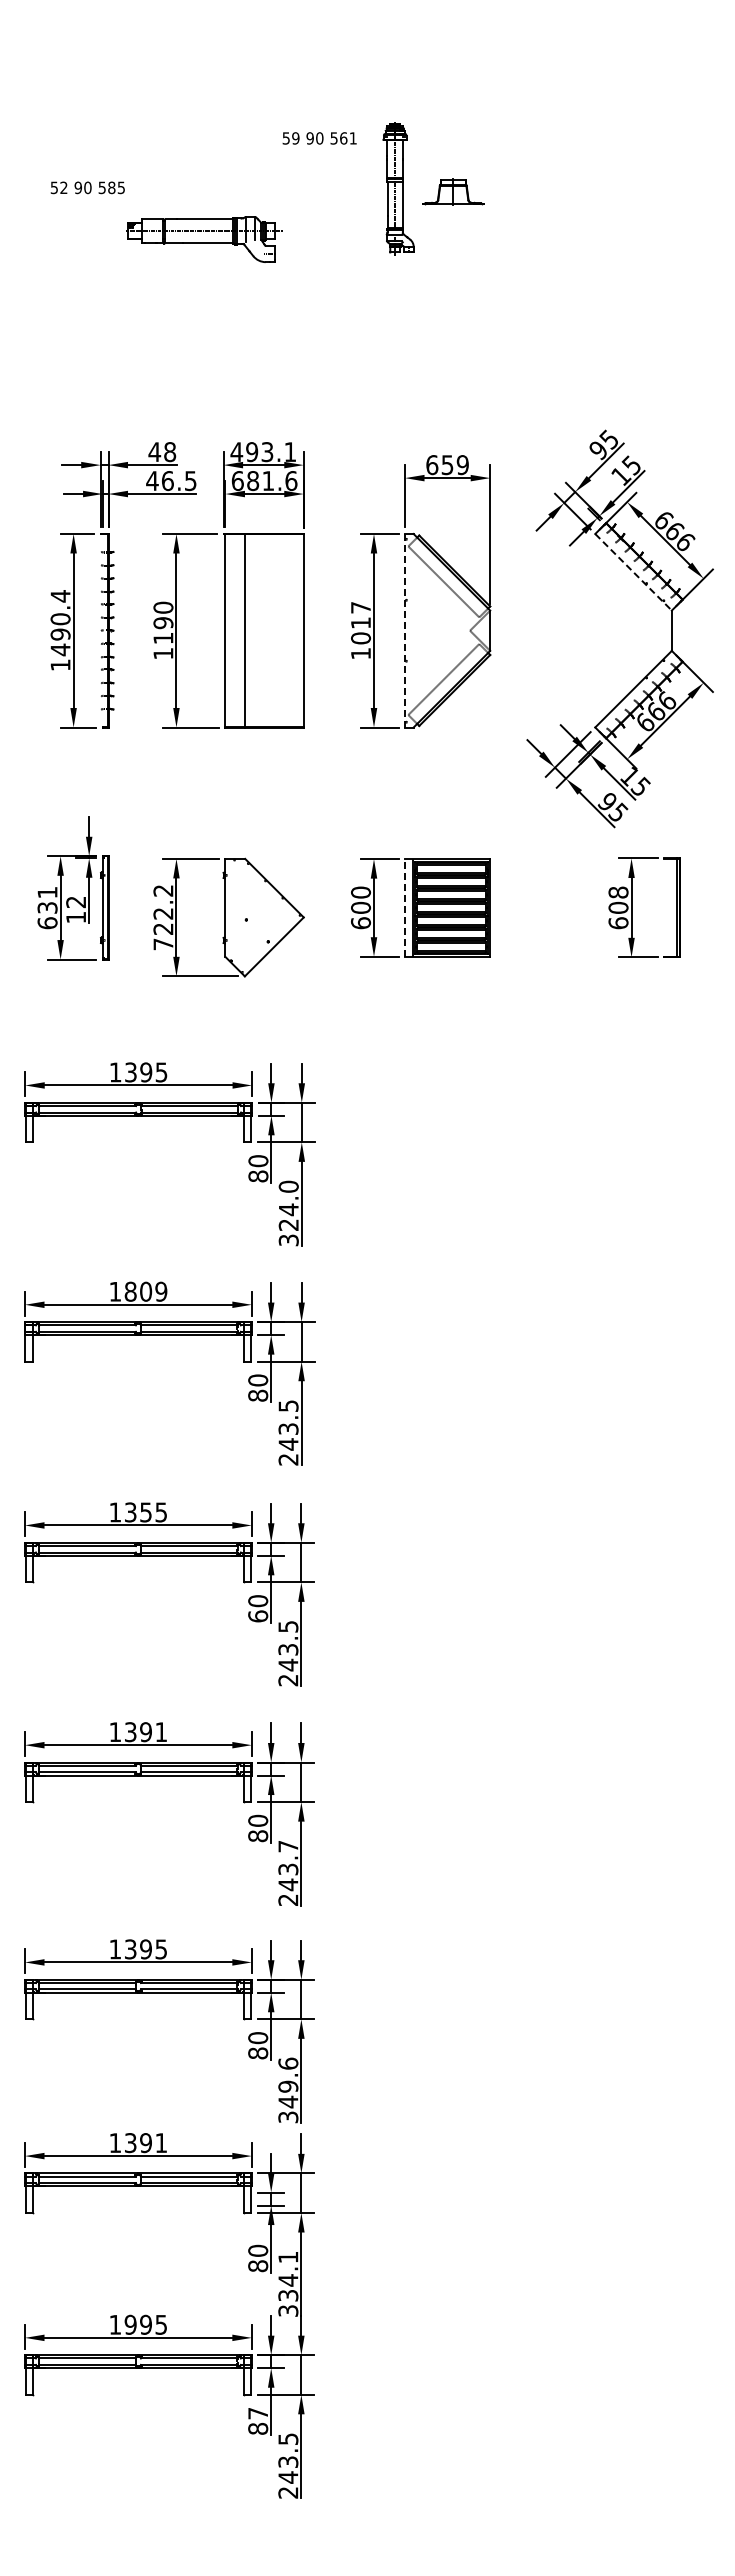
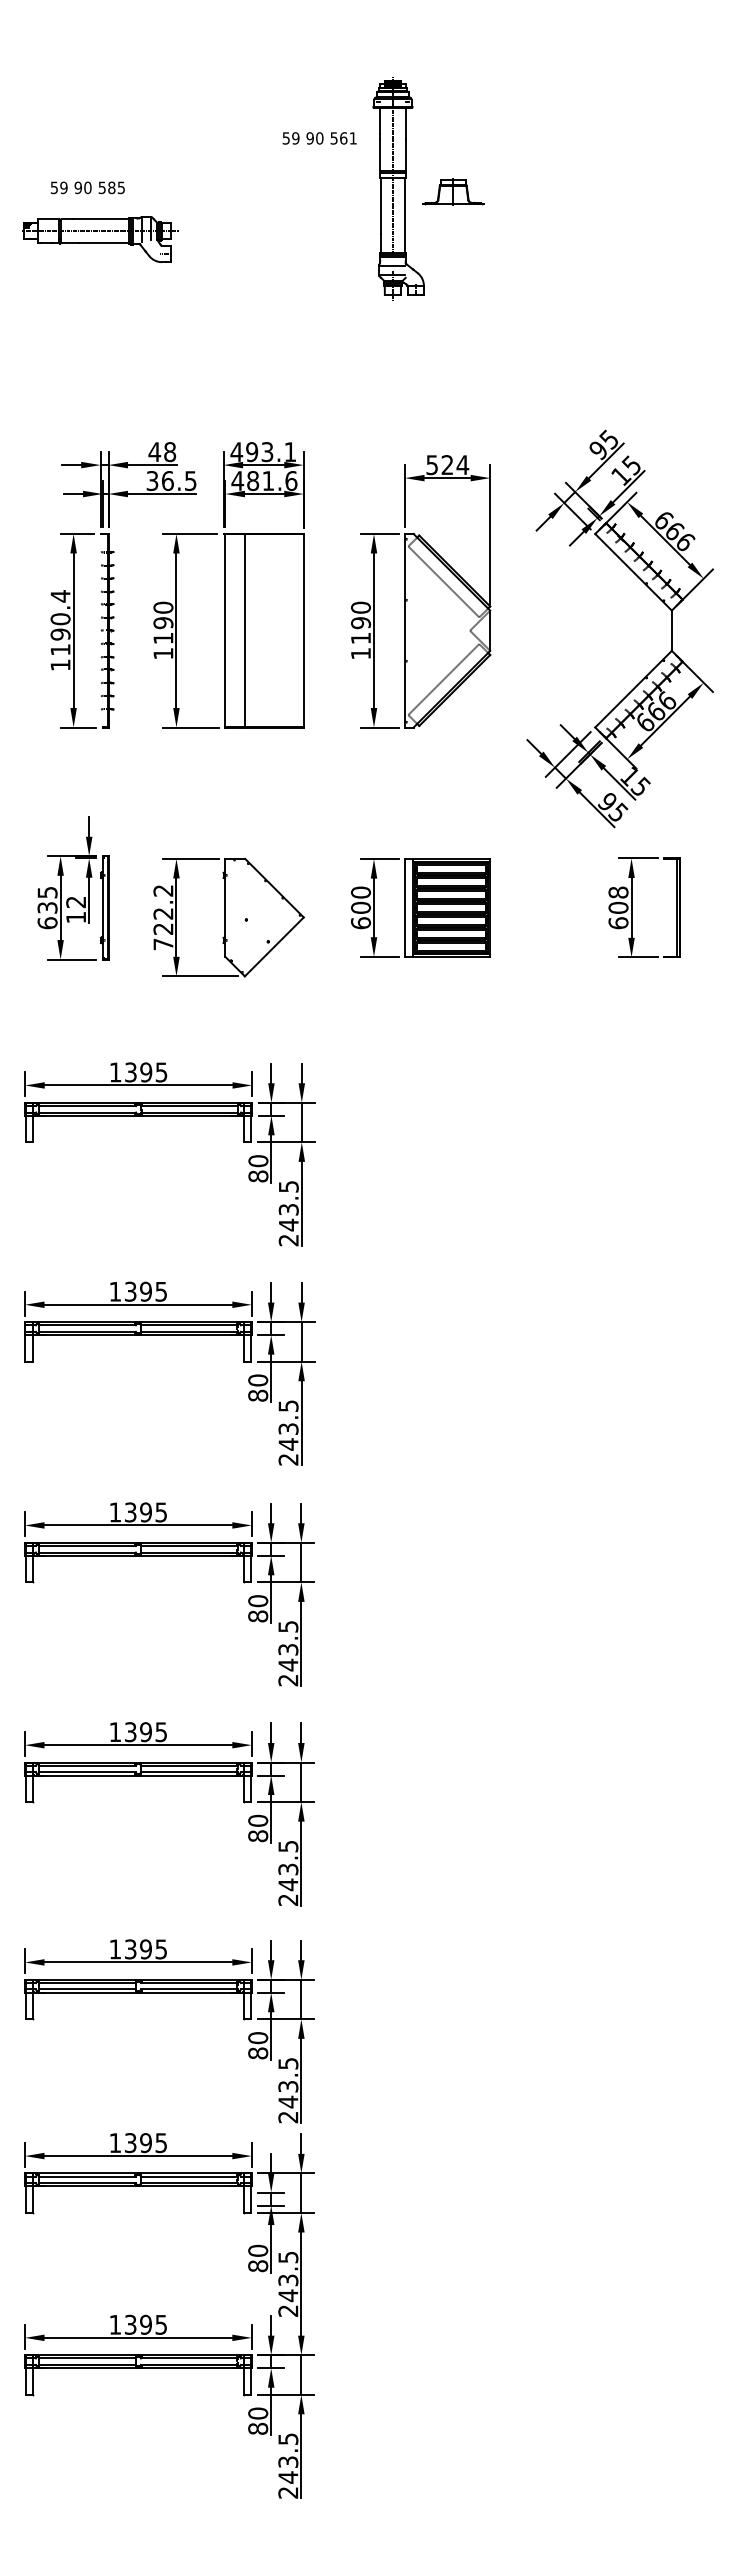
text: 52 -> 59 (63, 187)
part size: 33x134 px -> 53x224 px (398, 188)
part position: (204, 239) -> (100, 239) (100, 239)
text: 659 -> 524 (447, 465)
text: 46.5 -> 36.5 (152, 481)
text: 681.6 -> 481.6 (237, 481)
line: dashed -> solid (633, 572)
text: 1017 -> 1190 (361, 622)
line: dashed -> solid (405, 630)
text: 1490.4 -> 1190.4 (60, 649)
text: 631 -> 635 (47, 892)
line: dashed -> solid (405, 907)
text: 324.0 -> 243.5 (288, 1213)
text: 1809 -> 1395 (145, 1291)
text: 1355 -> 1395 (145, 1512)
text: 60 -> 80 (258, 1616)
text: 1391 -> 1395 (160, 1732)
text: 243.7 -> 243.5 (288, 1846)
text: 349.6 -> 243.5 (288, 2090)
text: 1391 -> 1395 (160, 2143)
text: 334.1 -> 243.5 (288, 2283)
text: 1995 -> 1395 (130, 2324)
text: 87 -> 80 (258, 2413)
